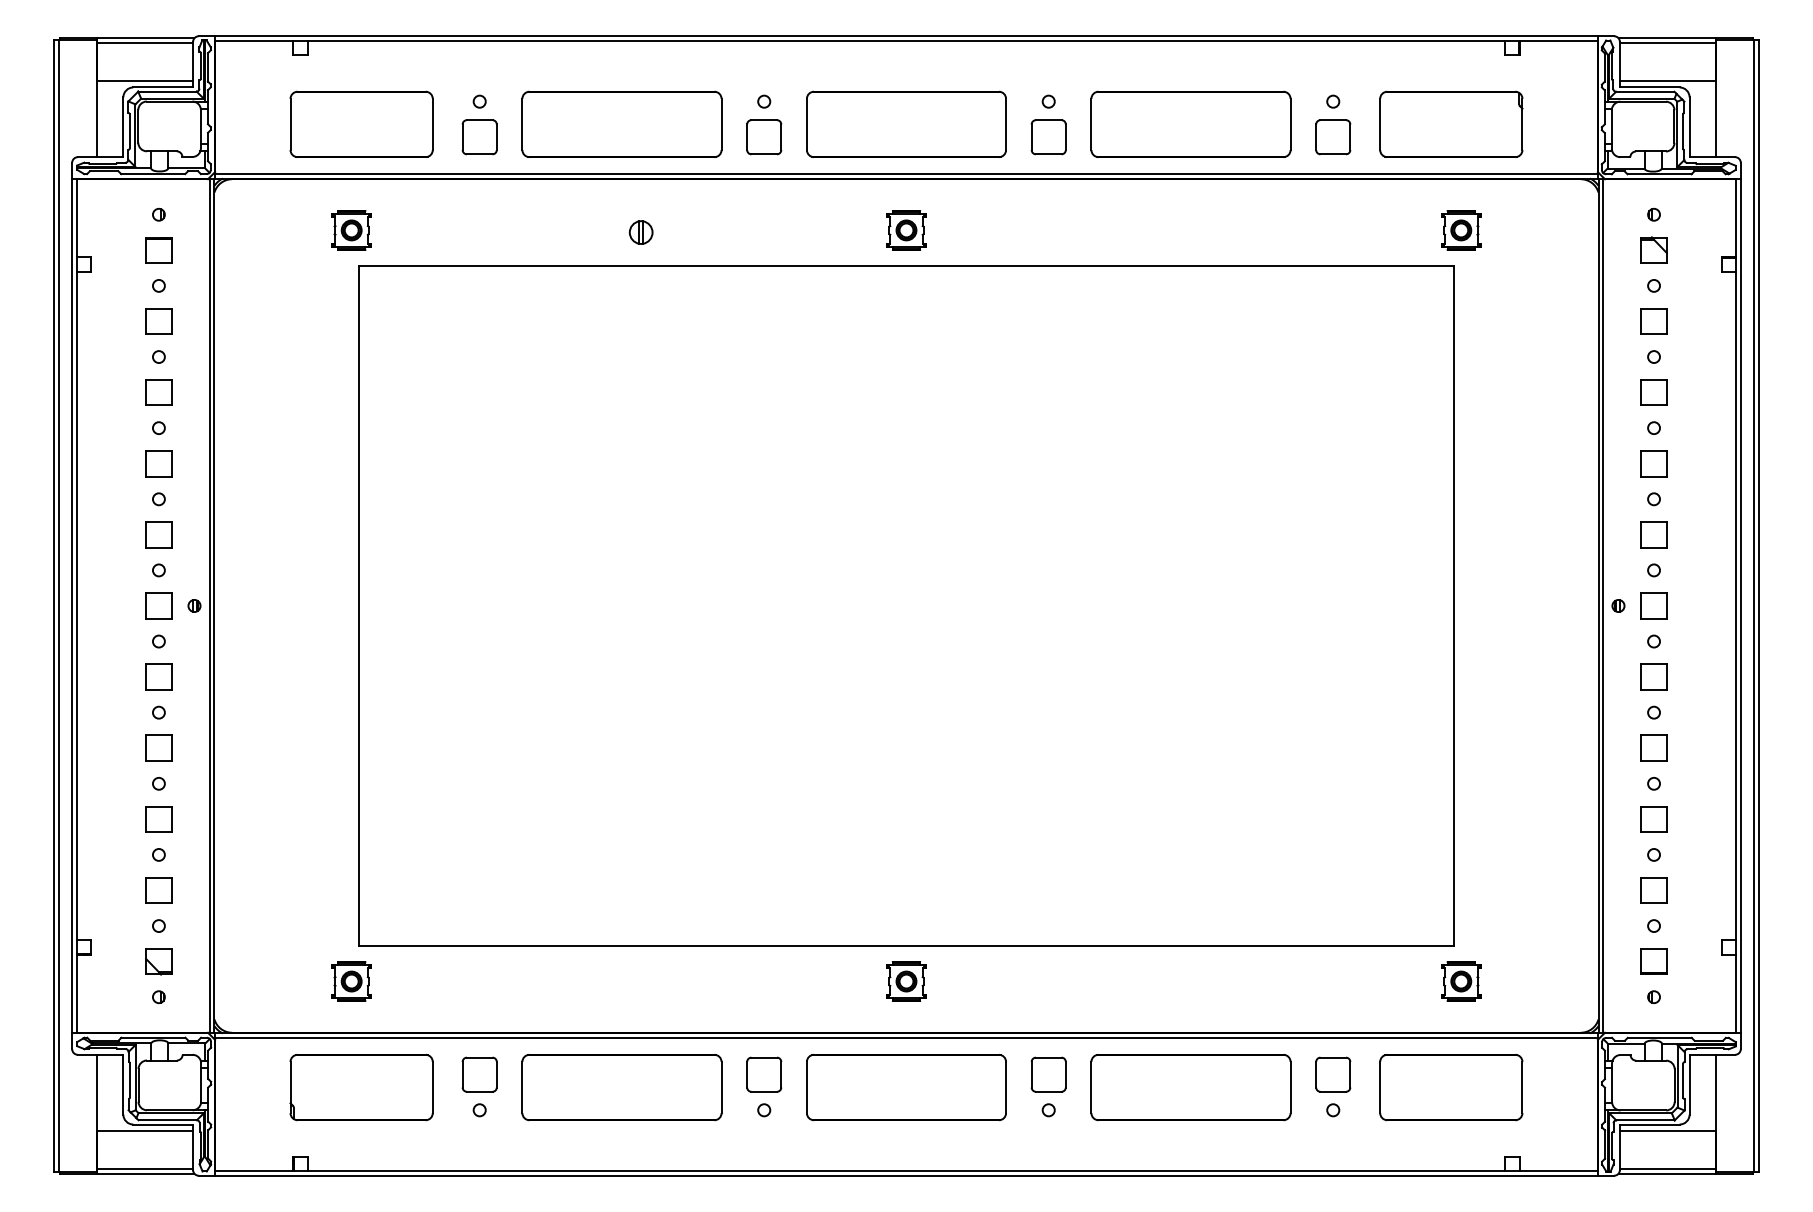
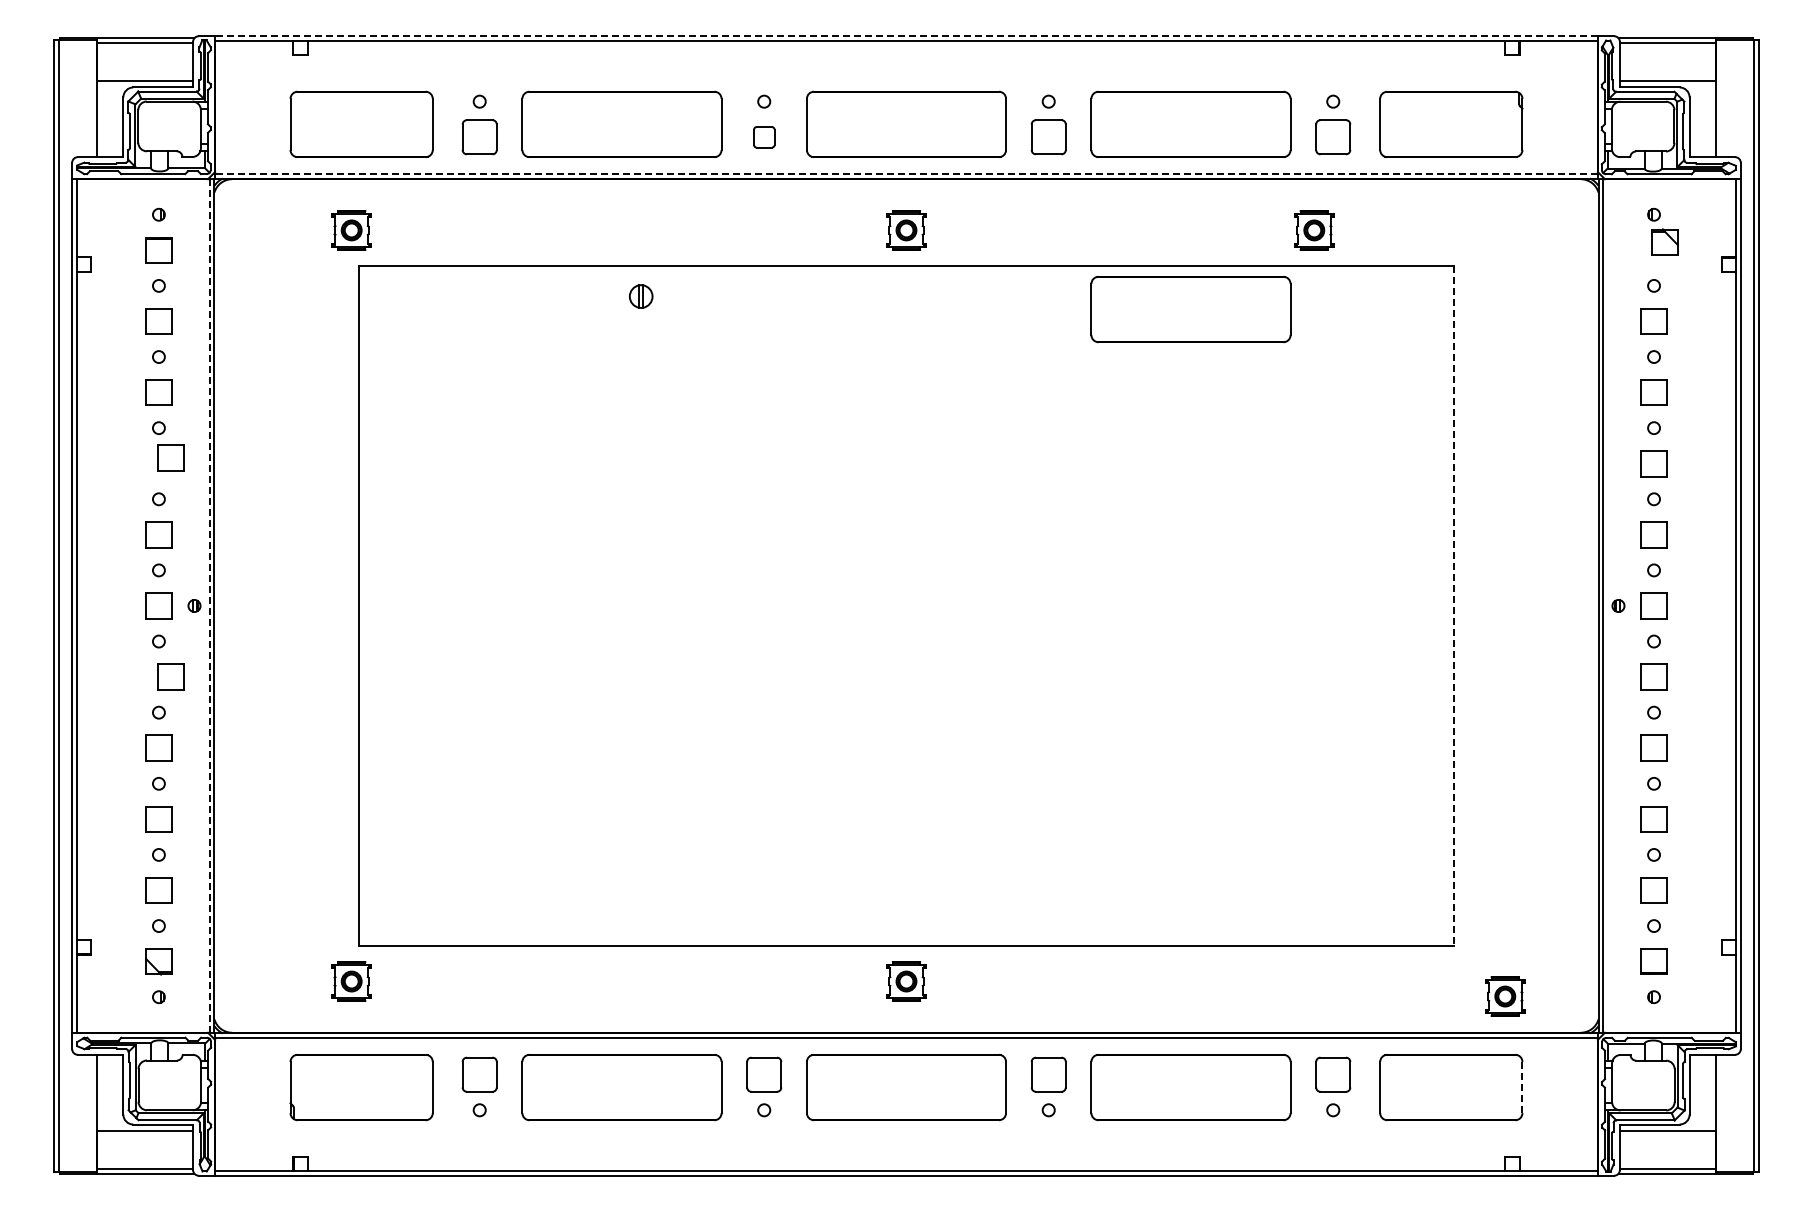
line: solid -> dashed (905, 36)
part size: 37x37 px -> 23x23 px (764, 137)
line: solid -> dashed (905, 173)
part position: (1461, 230) -> (1314, 230) (1314, 230)
part position: (640, 232) -> (640, 296) (640, 296)
part position: (1653, 249) -> (1664, 241) (1664, 241)
part: none -> present (1190, 309)
part position: (158, 463) -> (170, 457) (170, 457)
line: solid -> dashed (209, 606)
line: solid -> dashed (1454, 606)
part position: (158, 676) -> (170, 676) (170, 676)
part position: (1461, 981) -> (1505, 996) (1505, 996)
line: solid -> dashed (1522, 1087)
